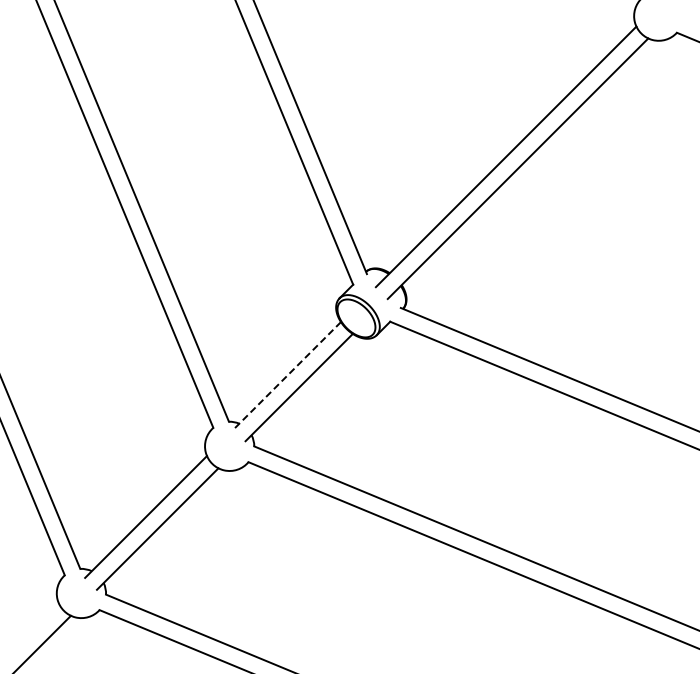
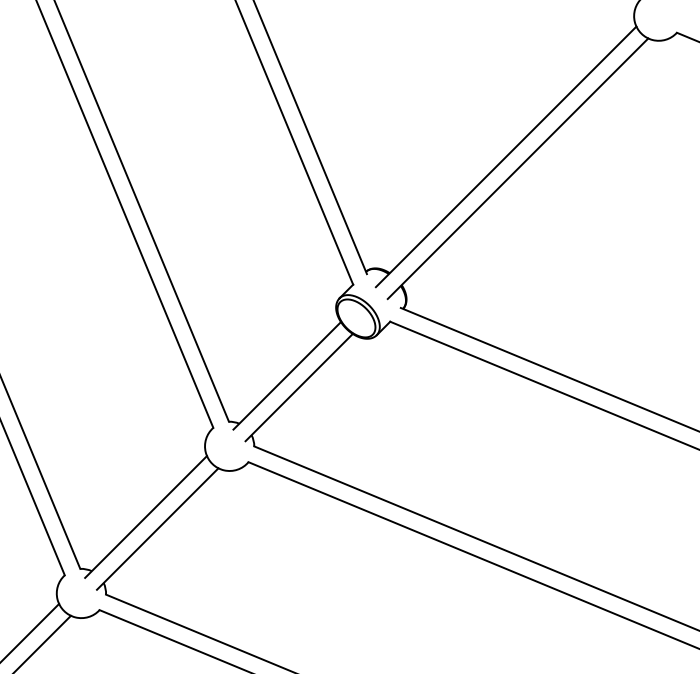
line: dashed -> solid (286, 376)
line: none -> present (30, 631)
